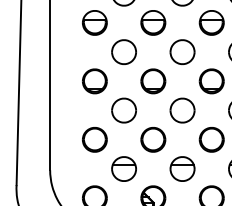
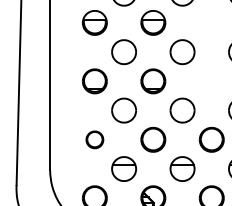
part: present -> none (211, 22)
part: present -> none (211, 81)
part size: 26x26 px -> 20x20 px (94, 139)
